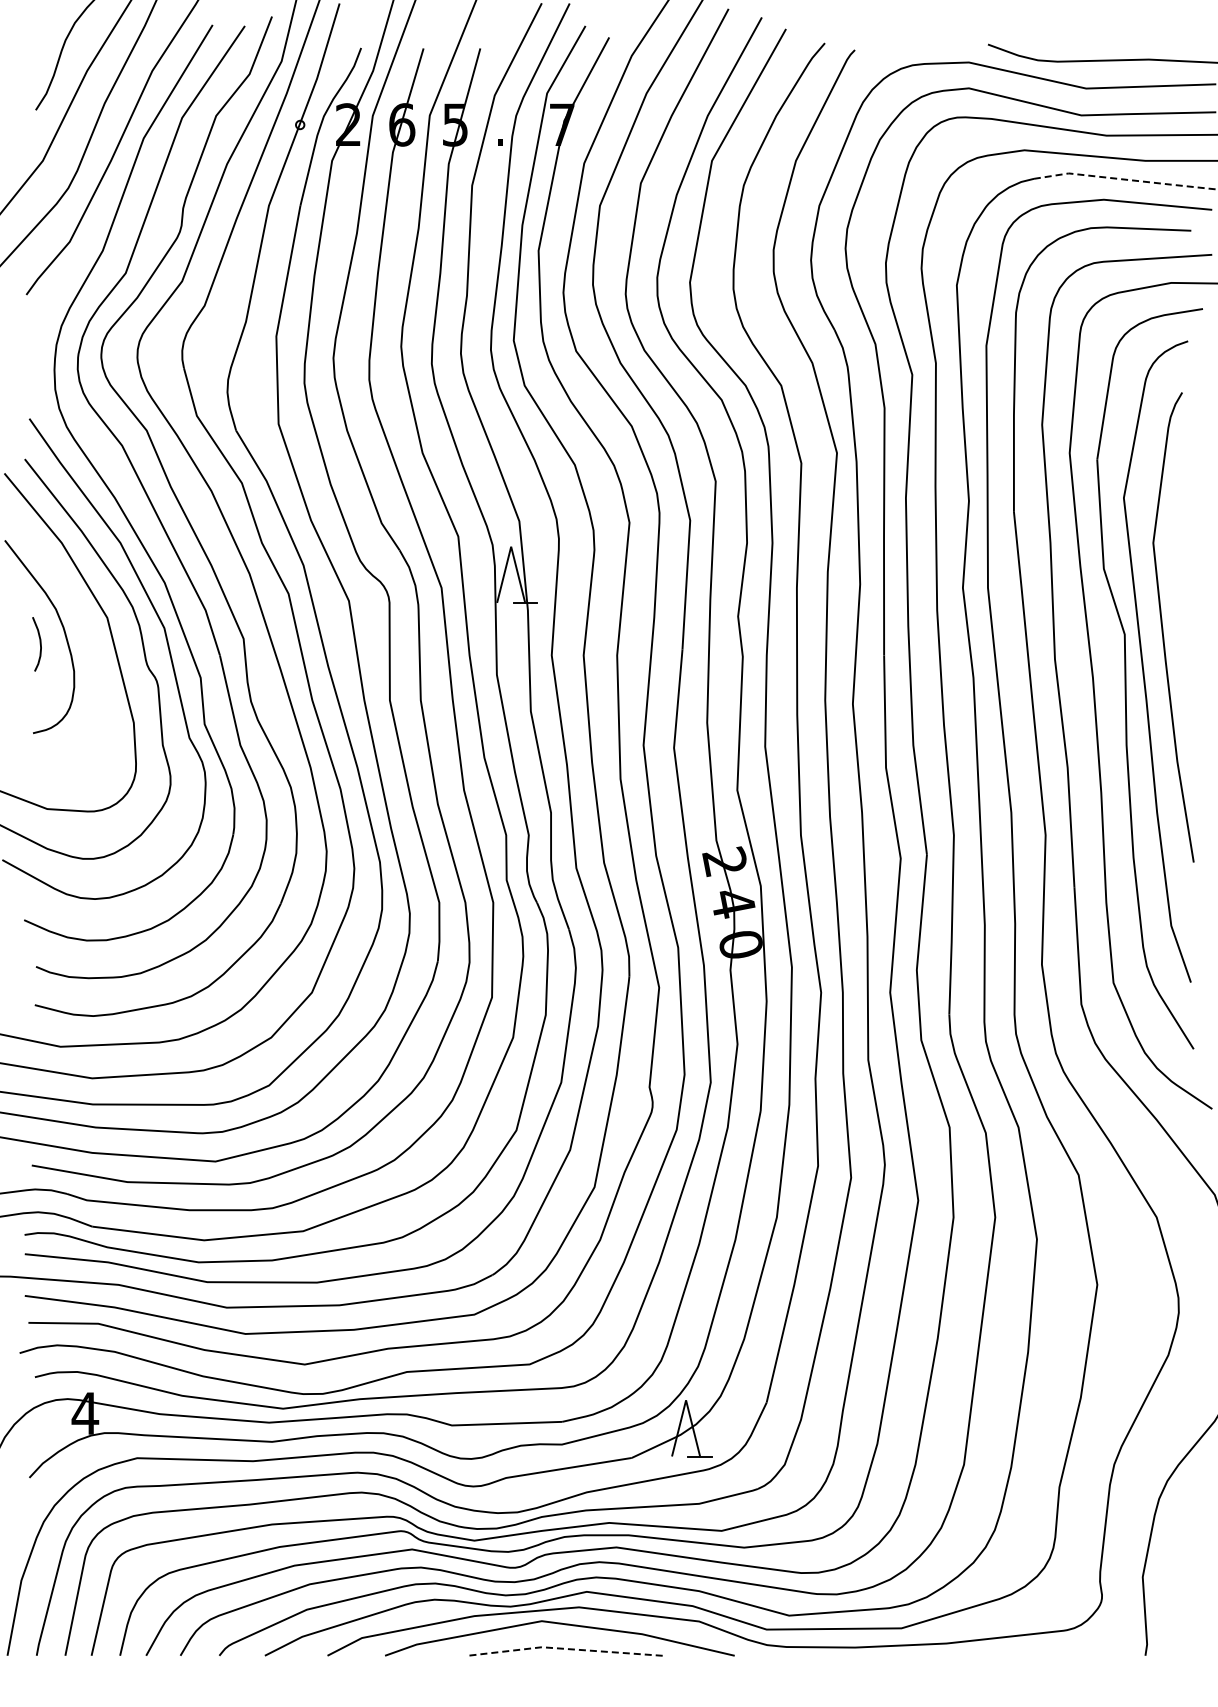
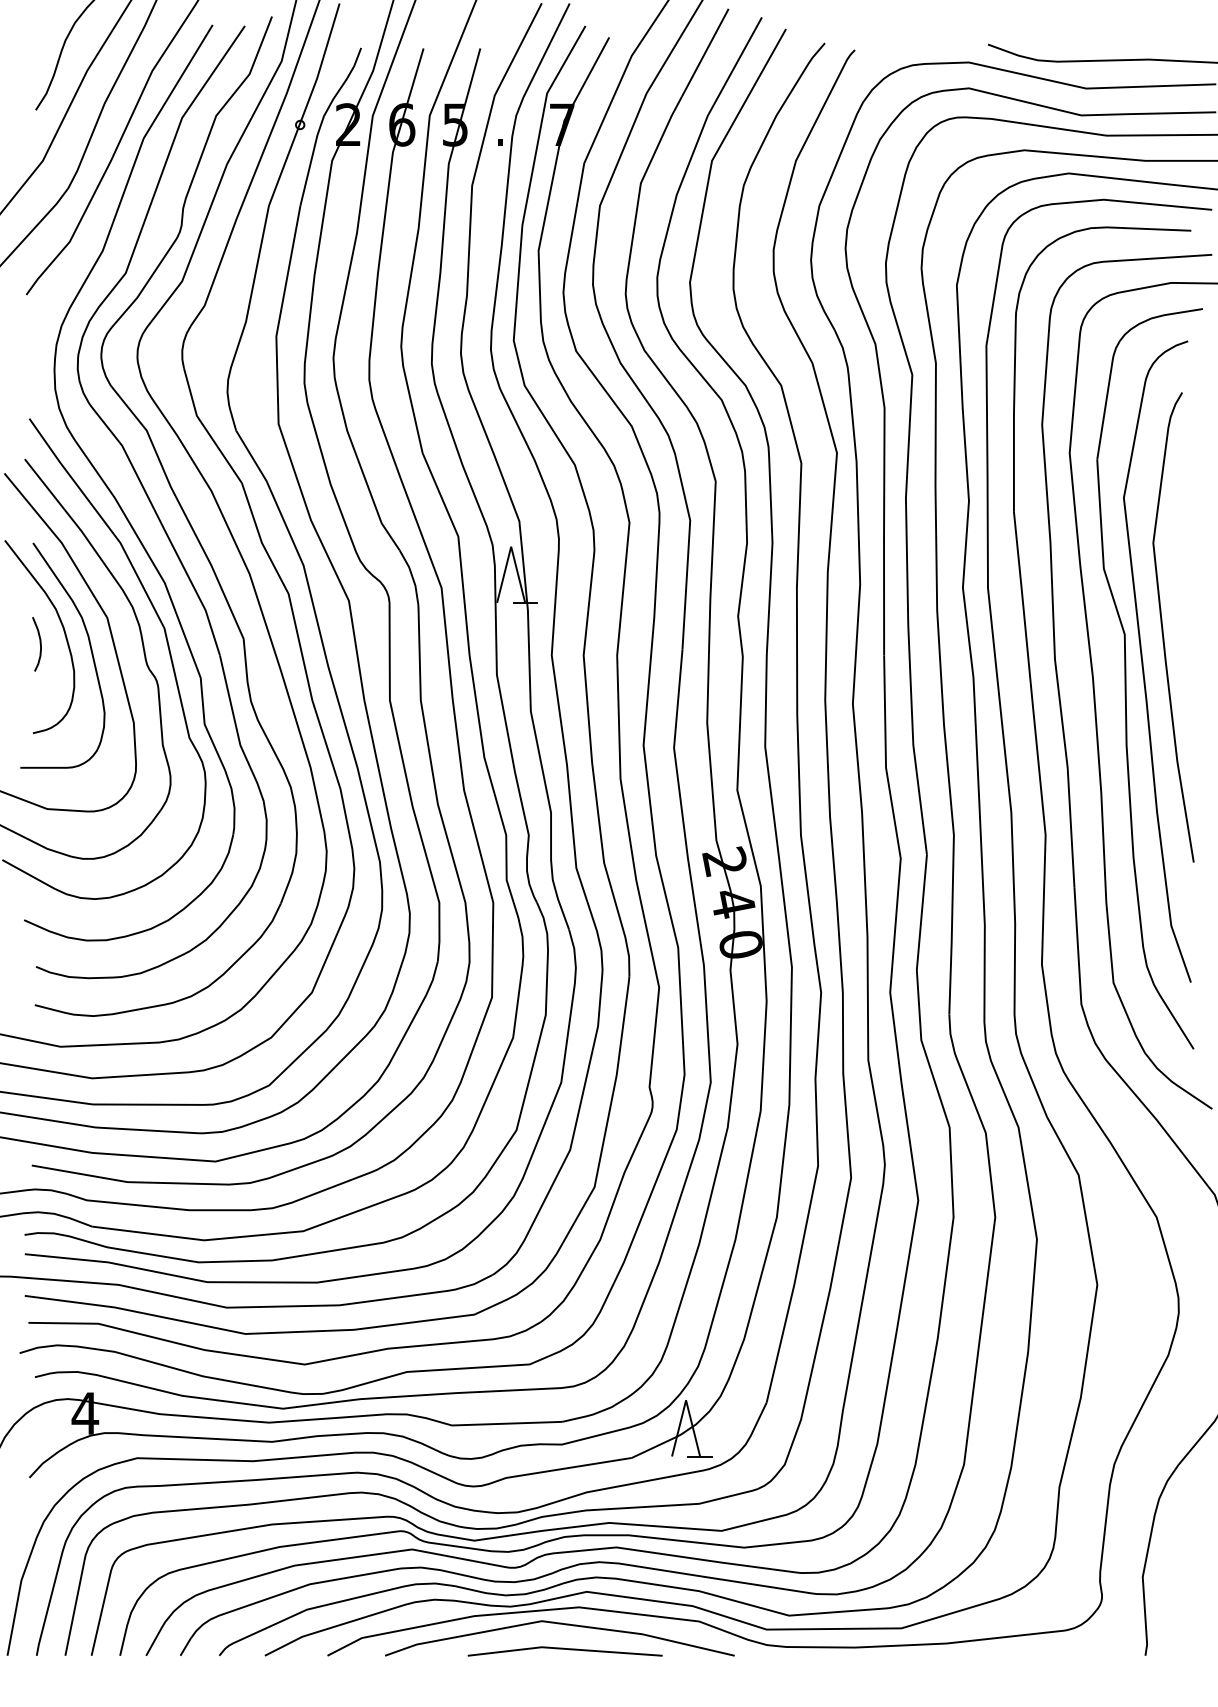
line: dashed -> solid (1124, 179)
curve: none -> present (90, 650)
line: dashed -> solid (564, 1648)
